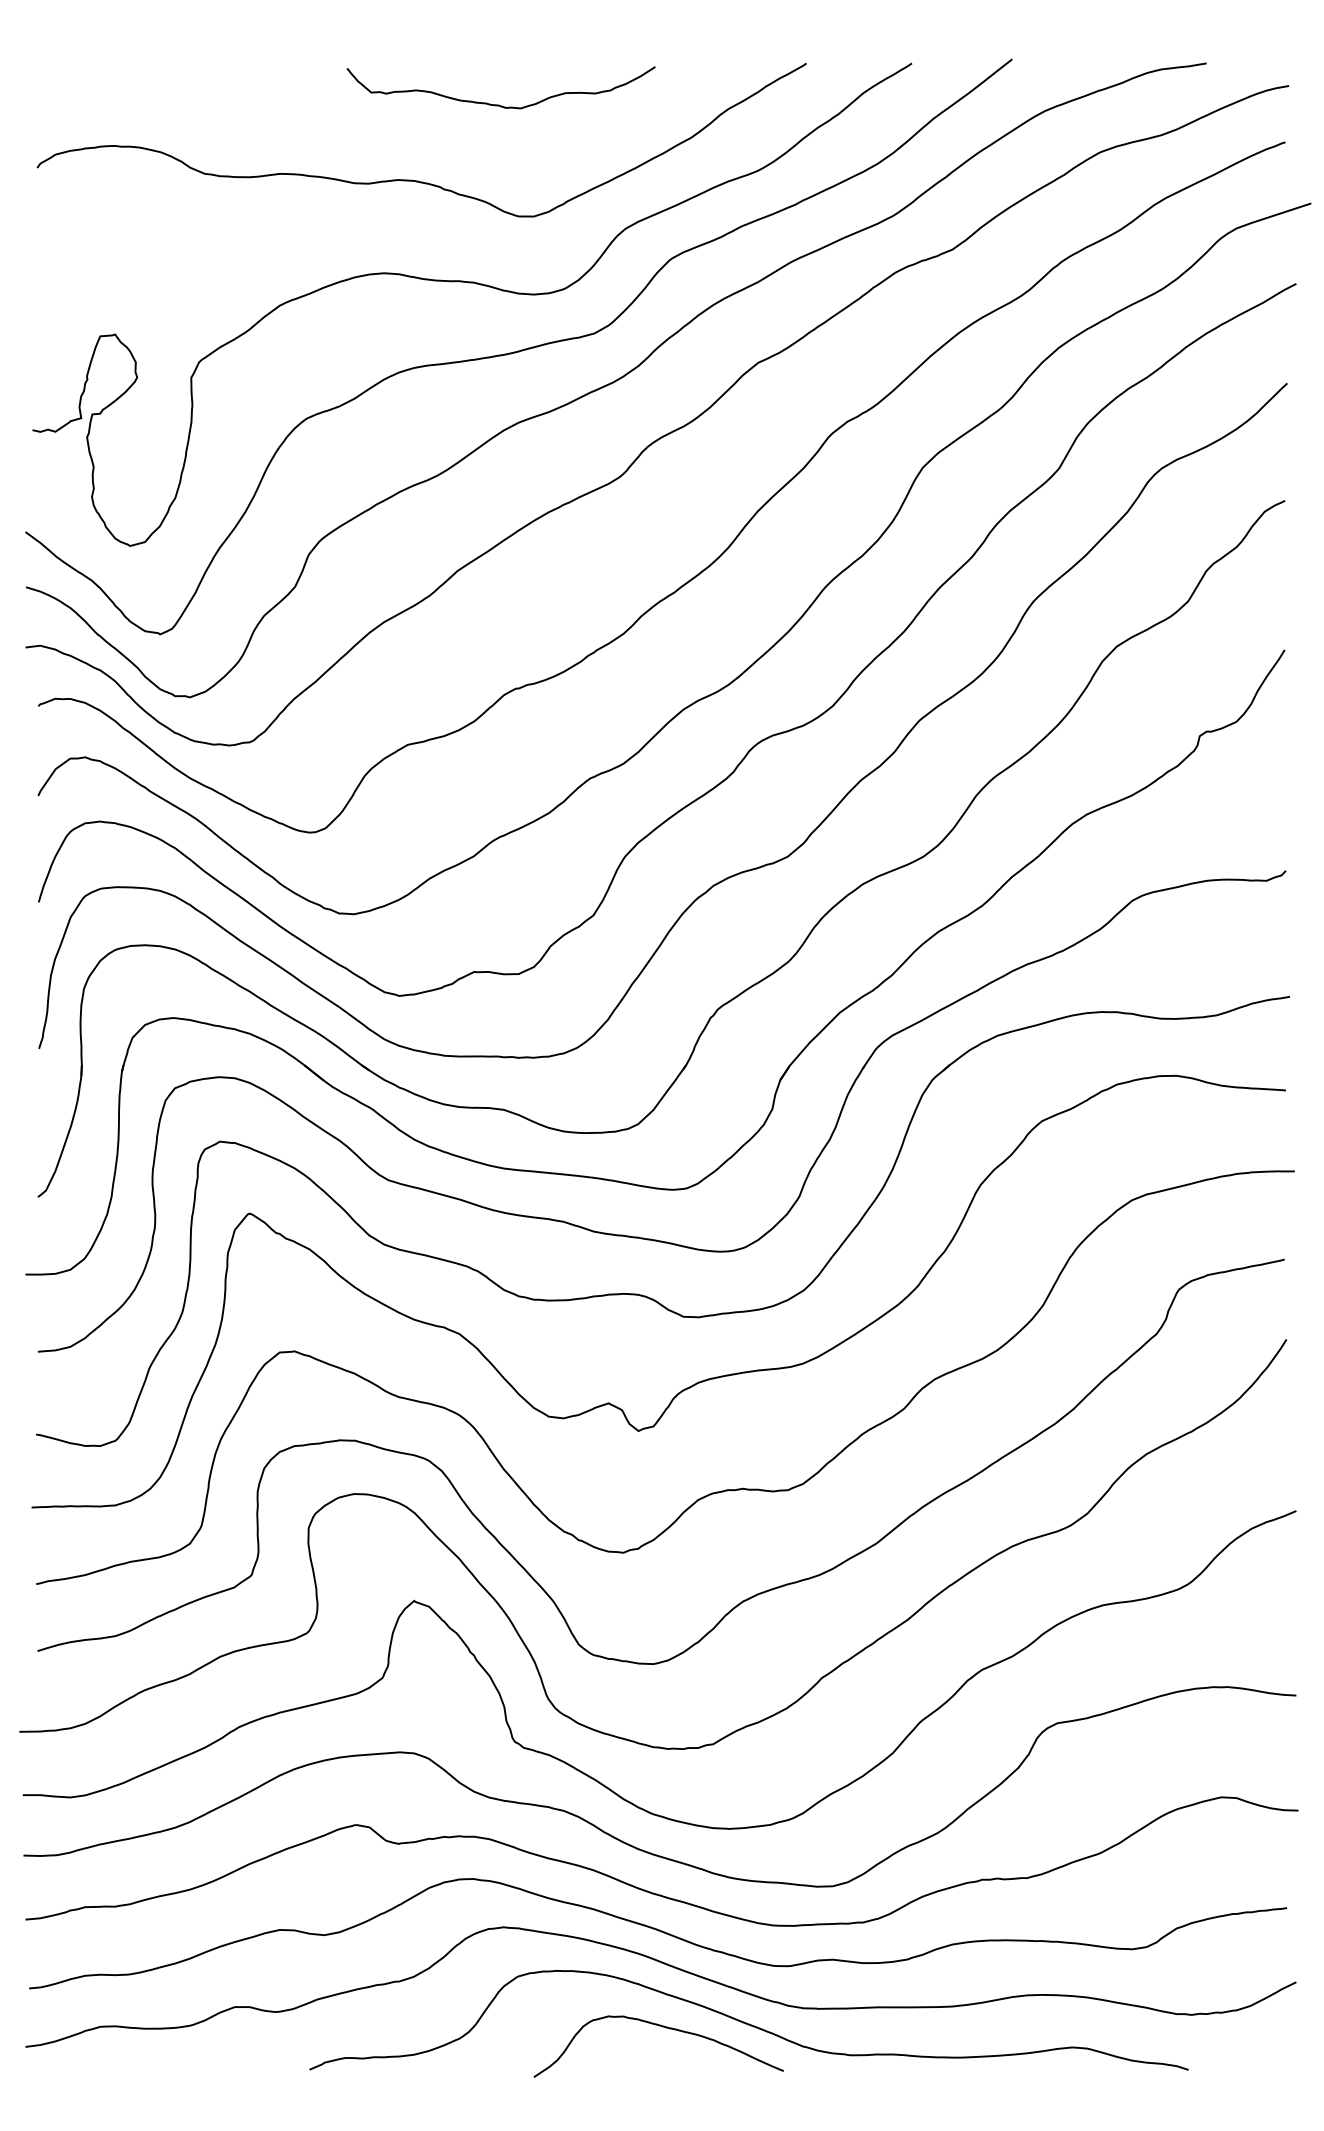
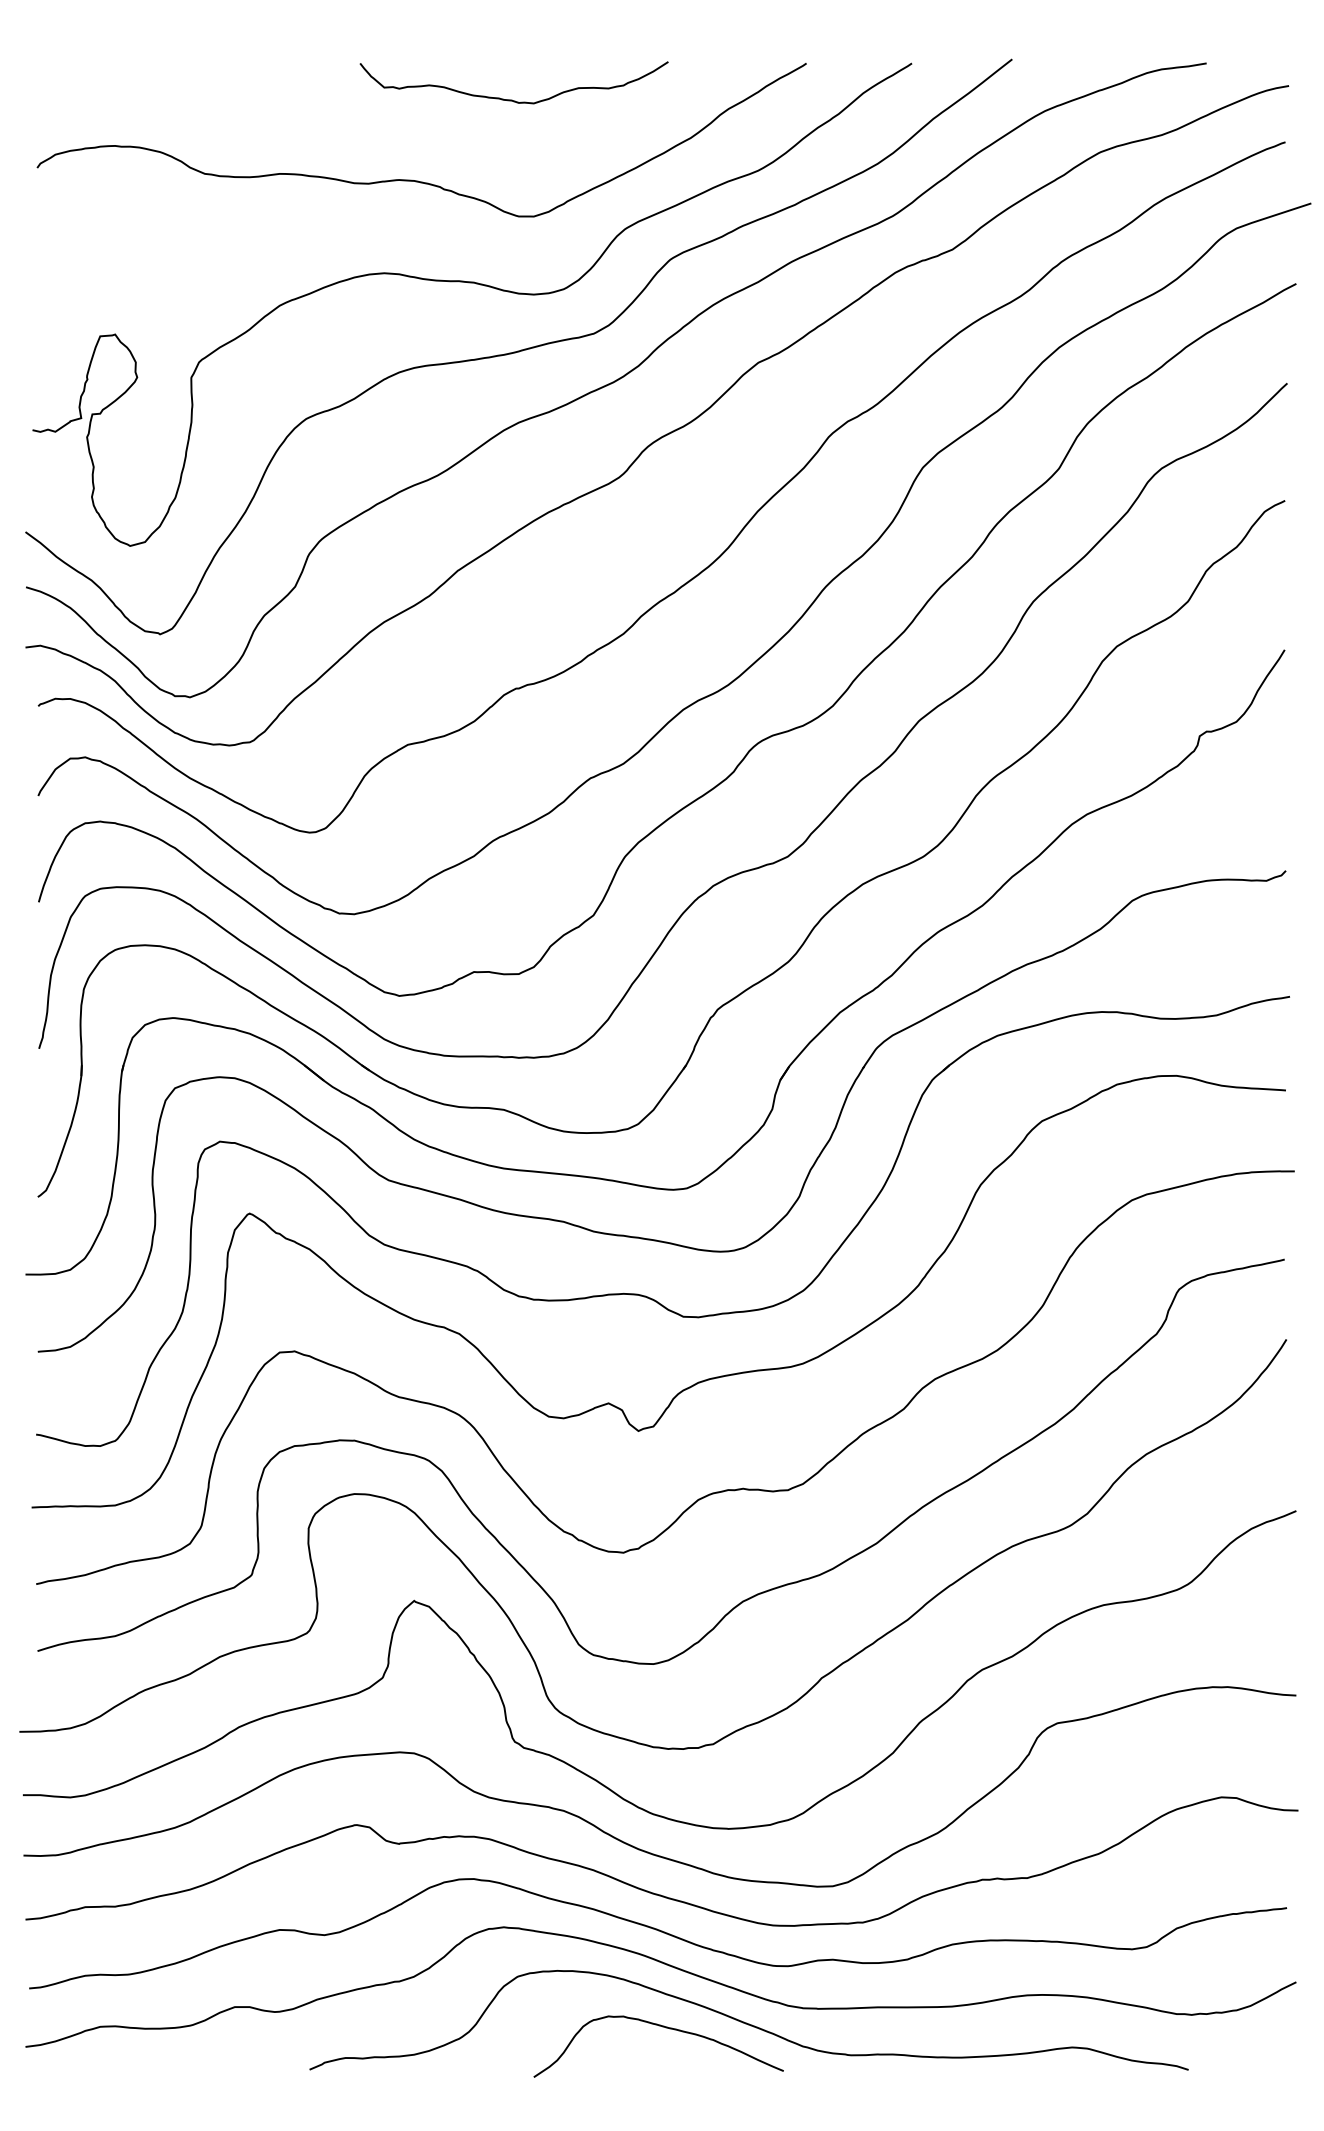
curve position: (499, 104) -> (512, 99) (512, 99)
